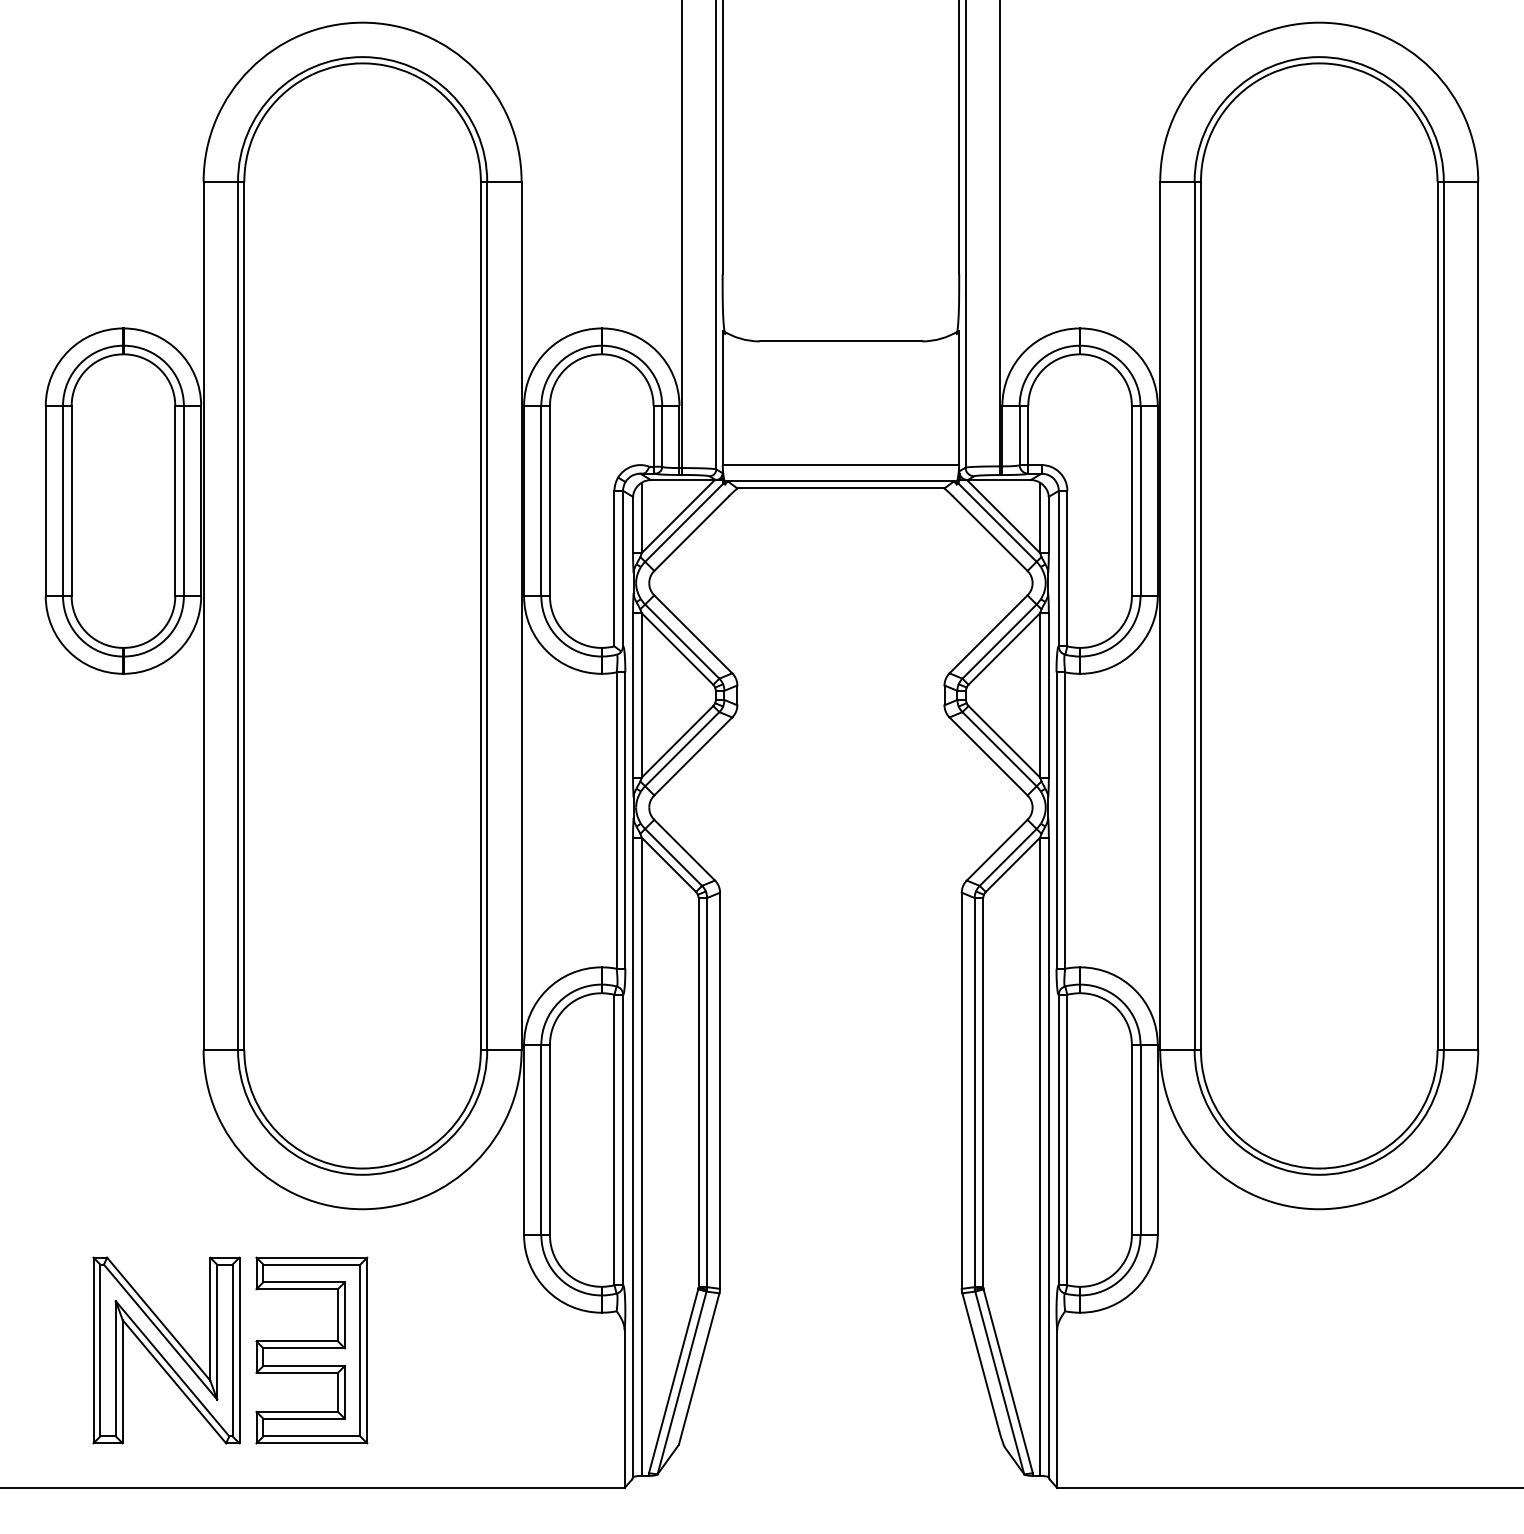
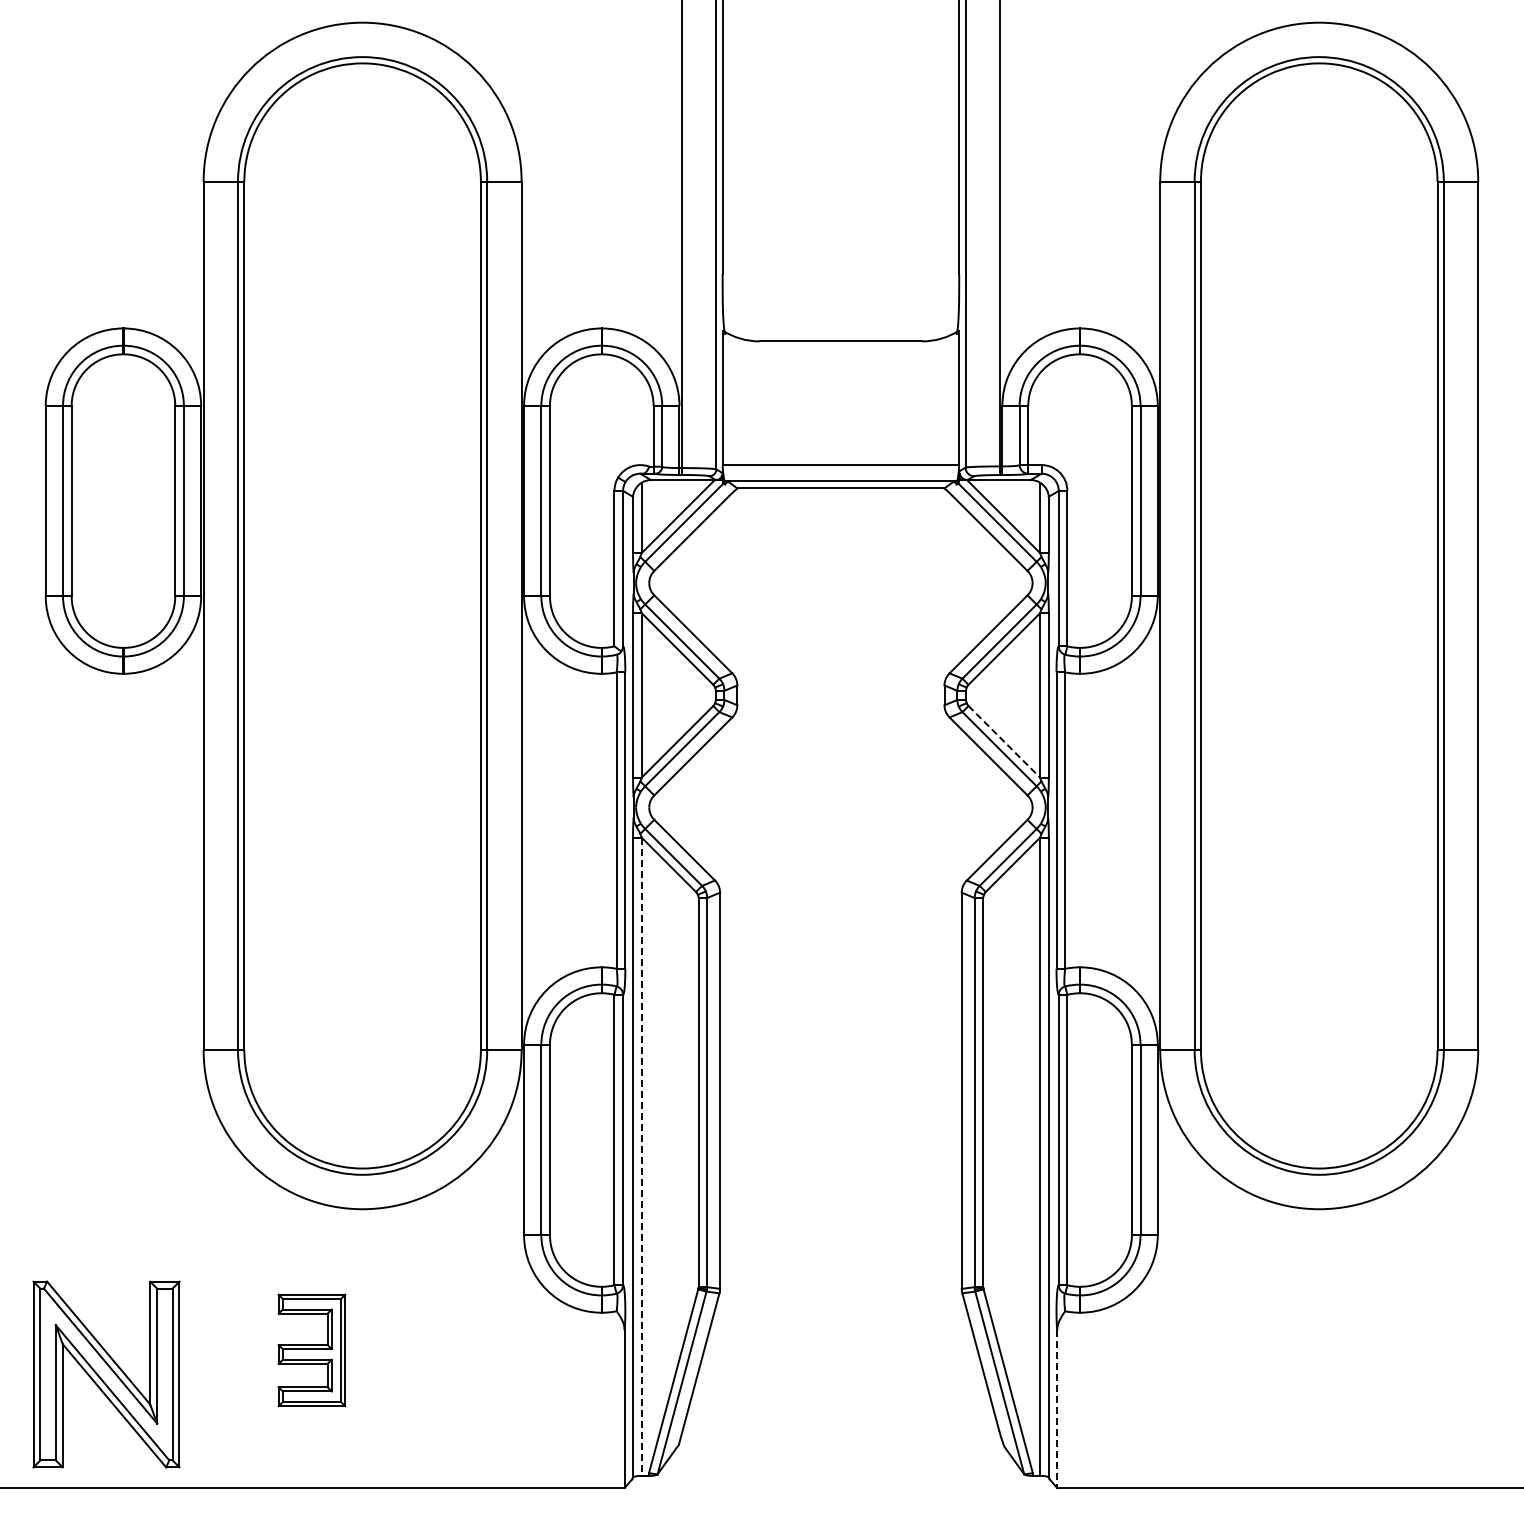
line: solid -> dashed (1004, 741)
line: solid -> dashed (641, 1157)
part position: (166, 1350) -> (106, 1374) (106, 1374)
part size: 114x189 px -> 70x115 px (311, 1350)
line: solid -> dashed (1057, 1409)
